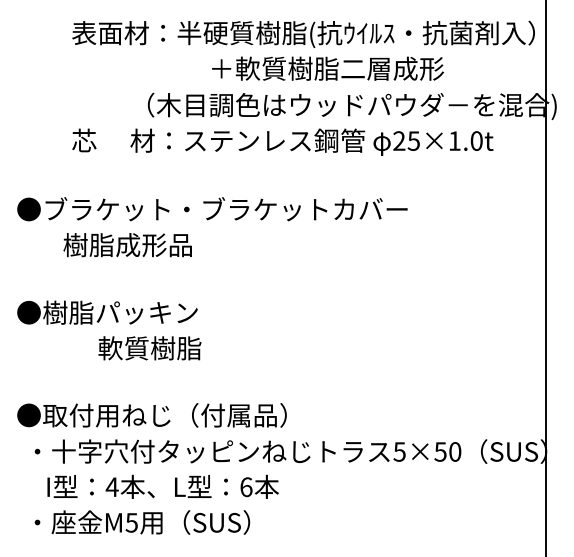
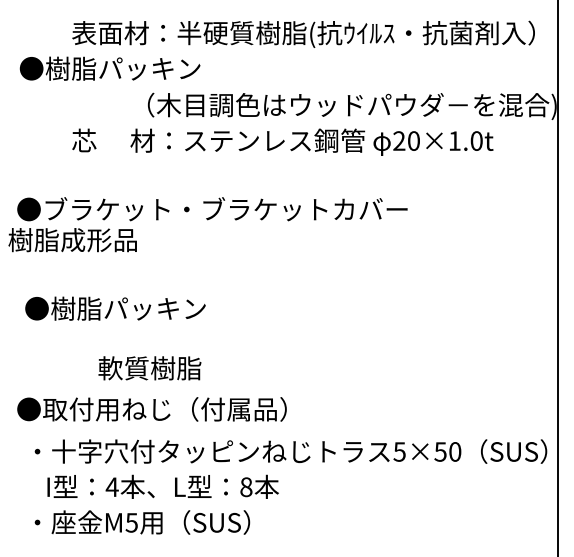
text: ＋軟質樹脂二層成形 -> ●樹脂パッキン (231, 68)
text: 25×1.0t -> 20×1.0t (413, 140)
text position: (127, 245) -> (72, 240) (72, 240)
line position: (545, 277) -> (557, 277) (557, 277)
text position: (107, 312) -> (115, 308) (115, 308)
text position: (149, 348) -> (149, 368) (149, 368)
text position: (151, 415) -> (151, 409) (151, 409)
text: 6 -> 8 (246, 487)
